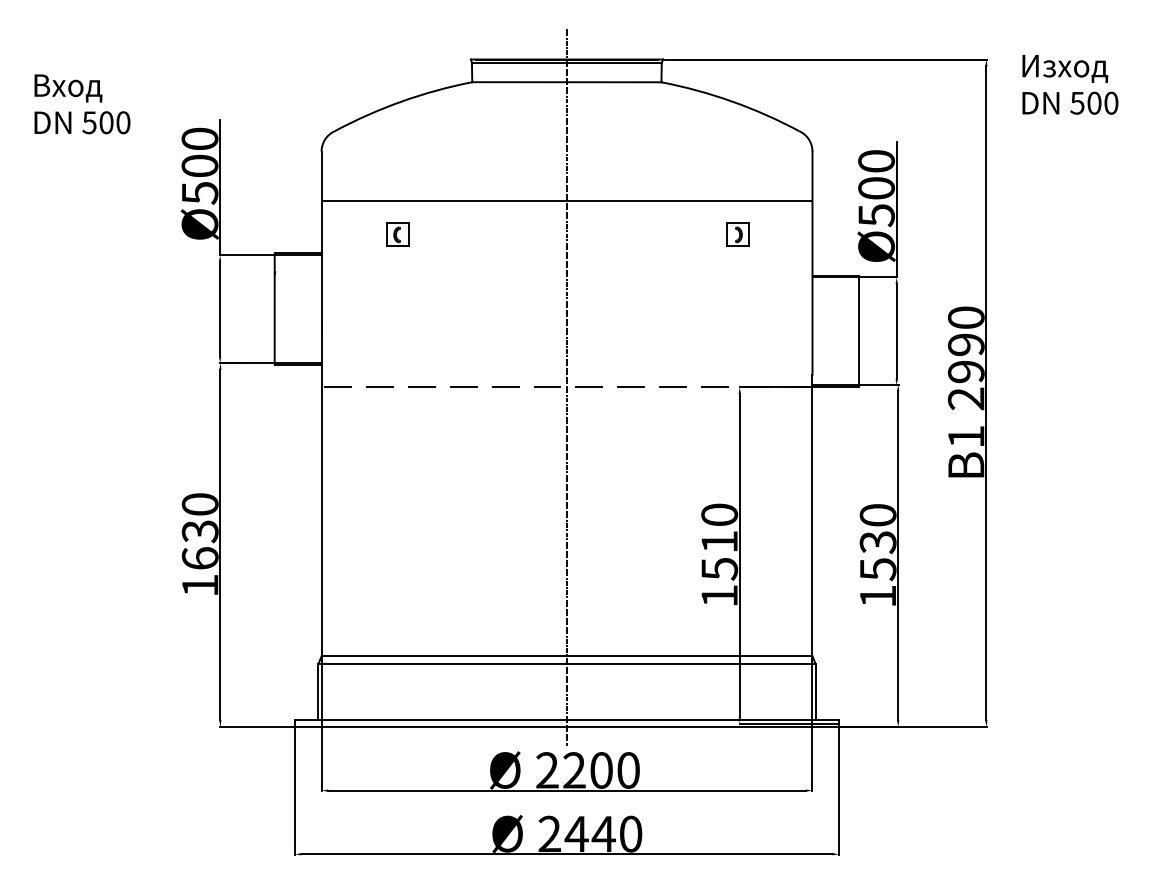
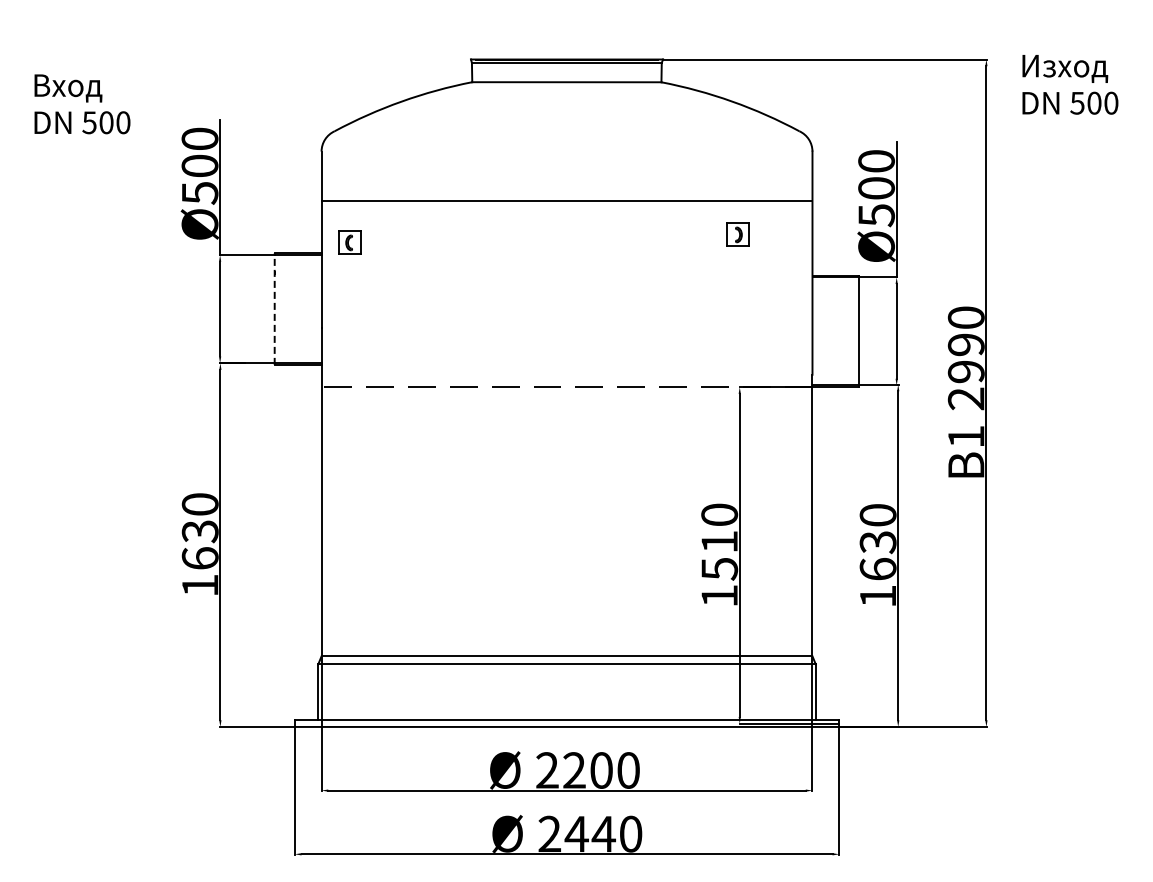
part position: (397, 234) -> (349, 242) (349, 242)
line: solid -> dashed (274, 309)
line: present -> none (567, 385)
text: 1530 -> 1630 (877, 569)
